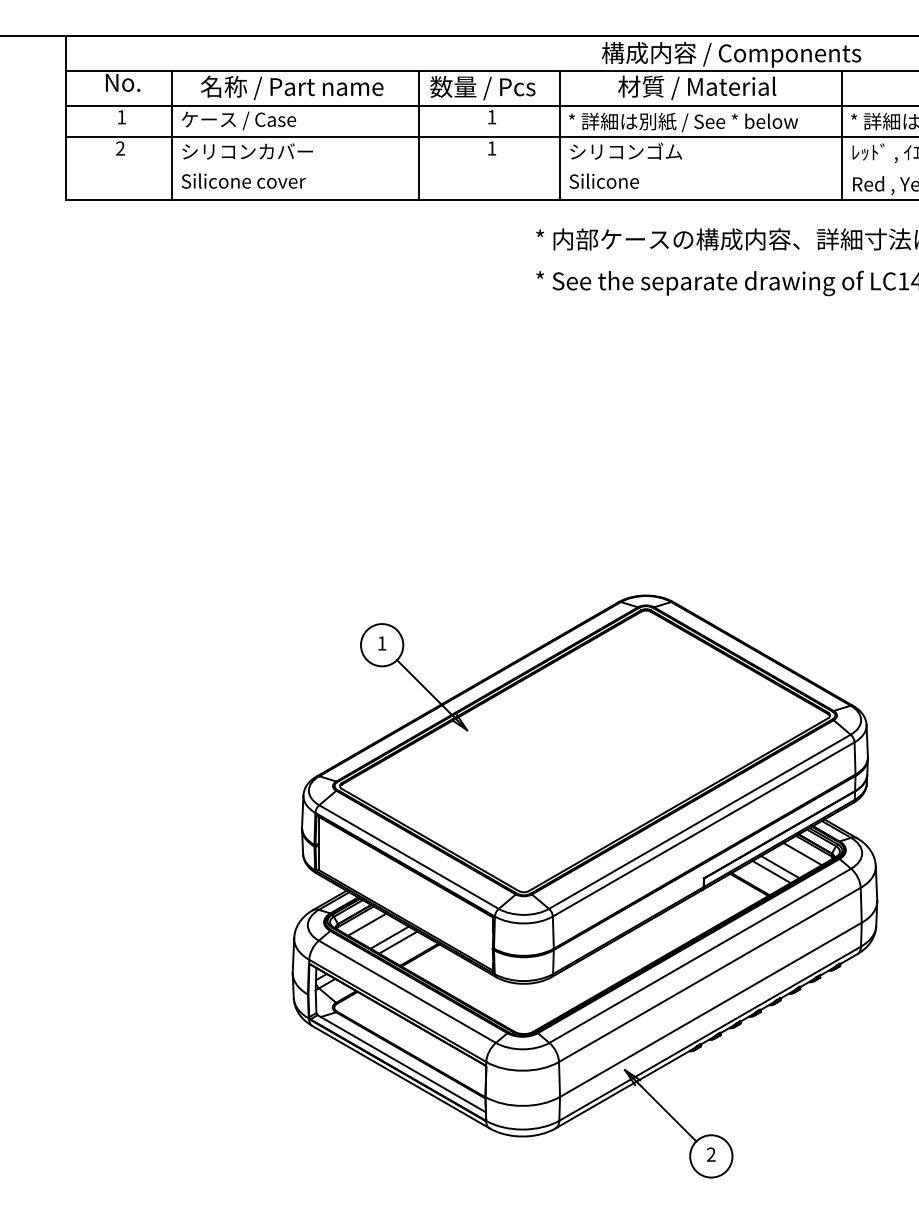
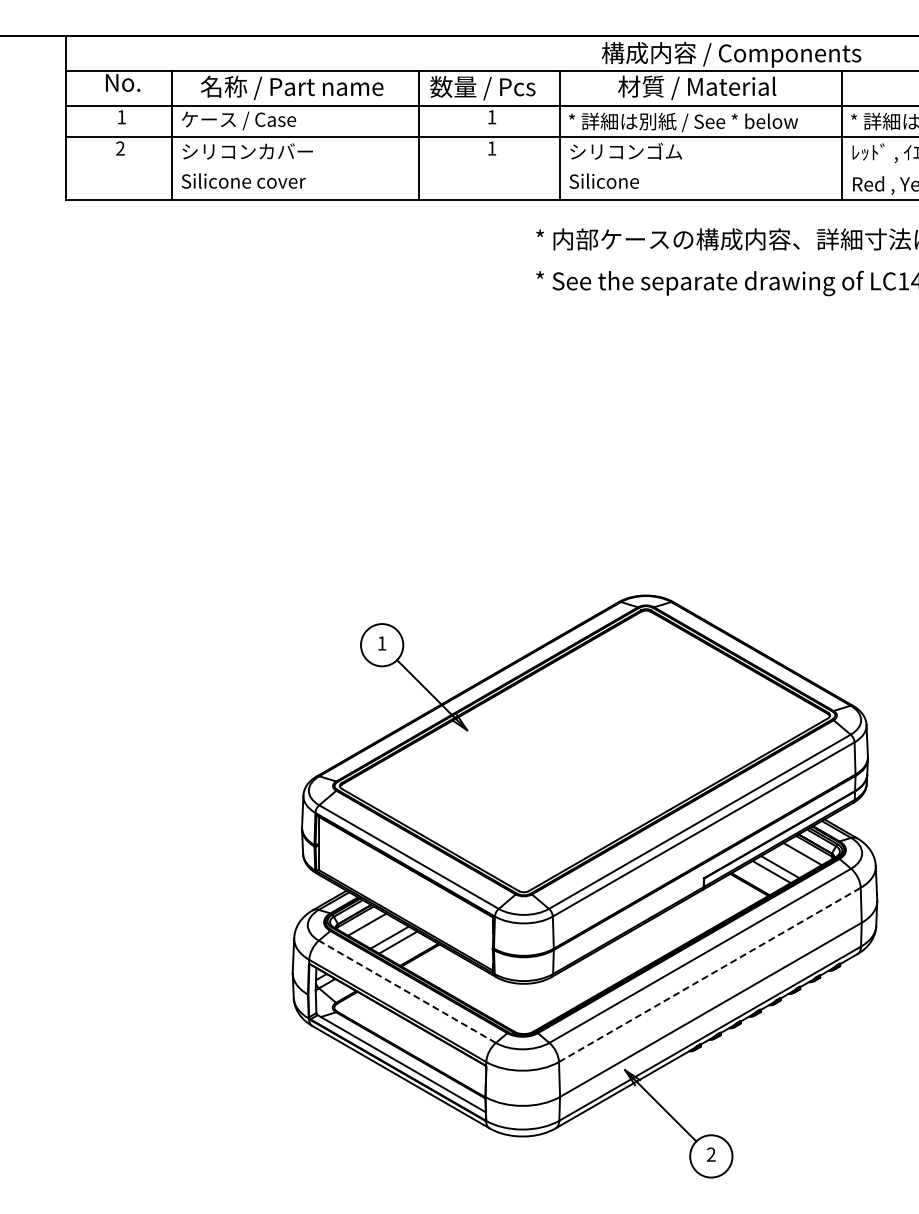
line: solid -> dashed (710, 974)
line: solid -> dashed (406, 991)
